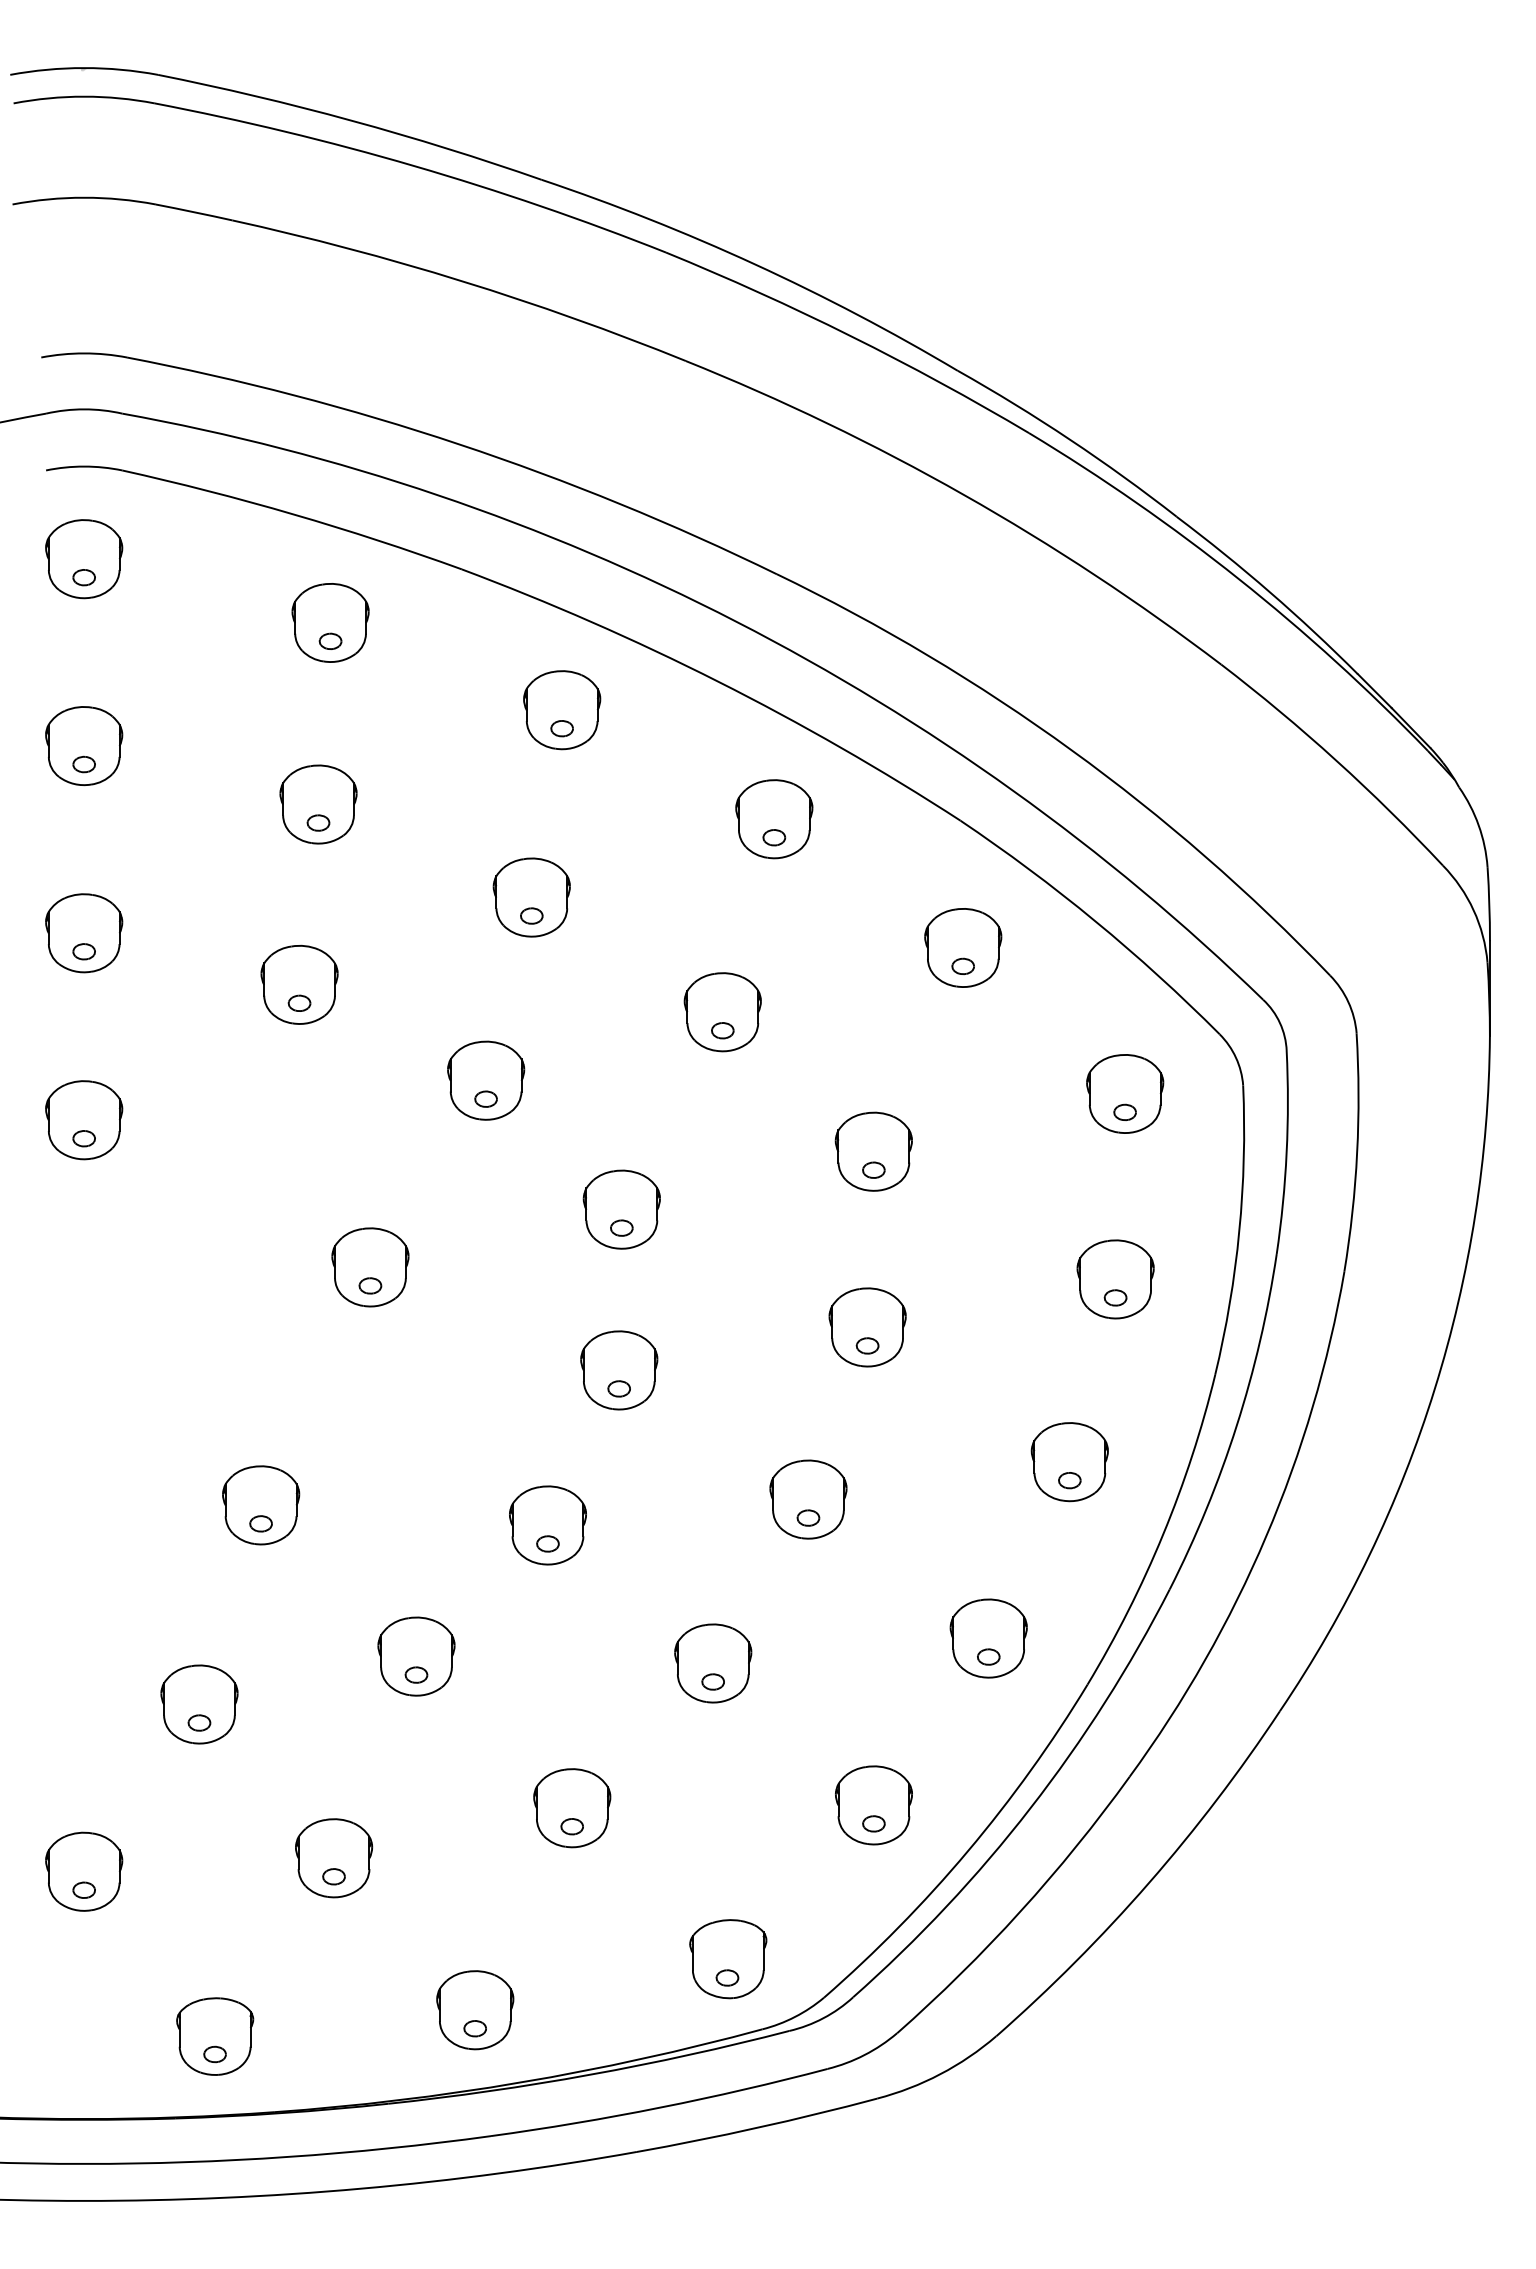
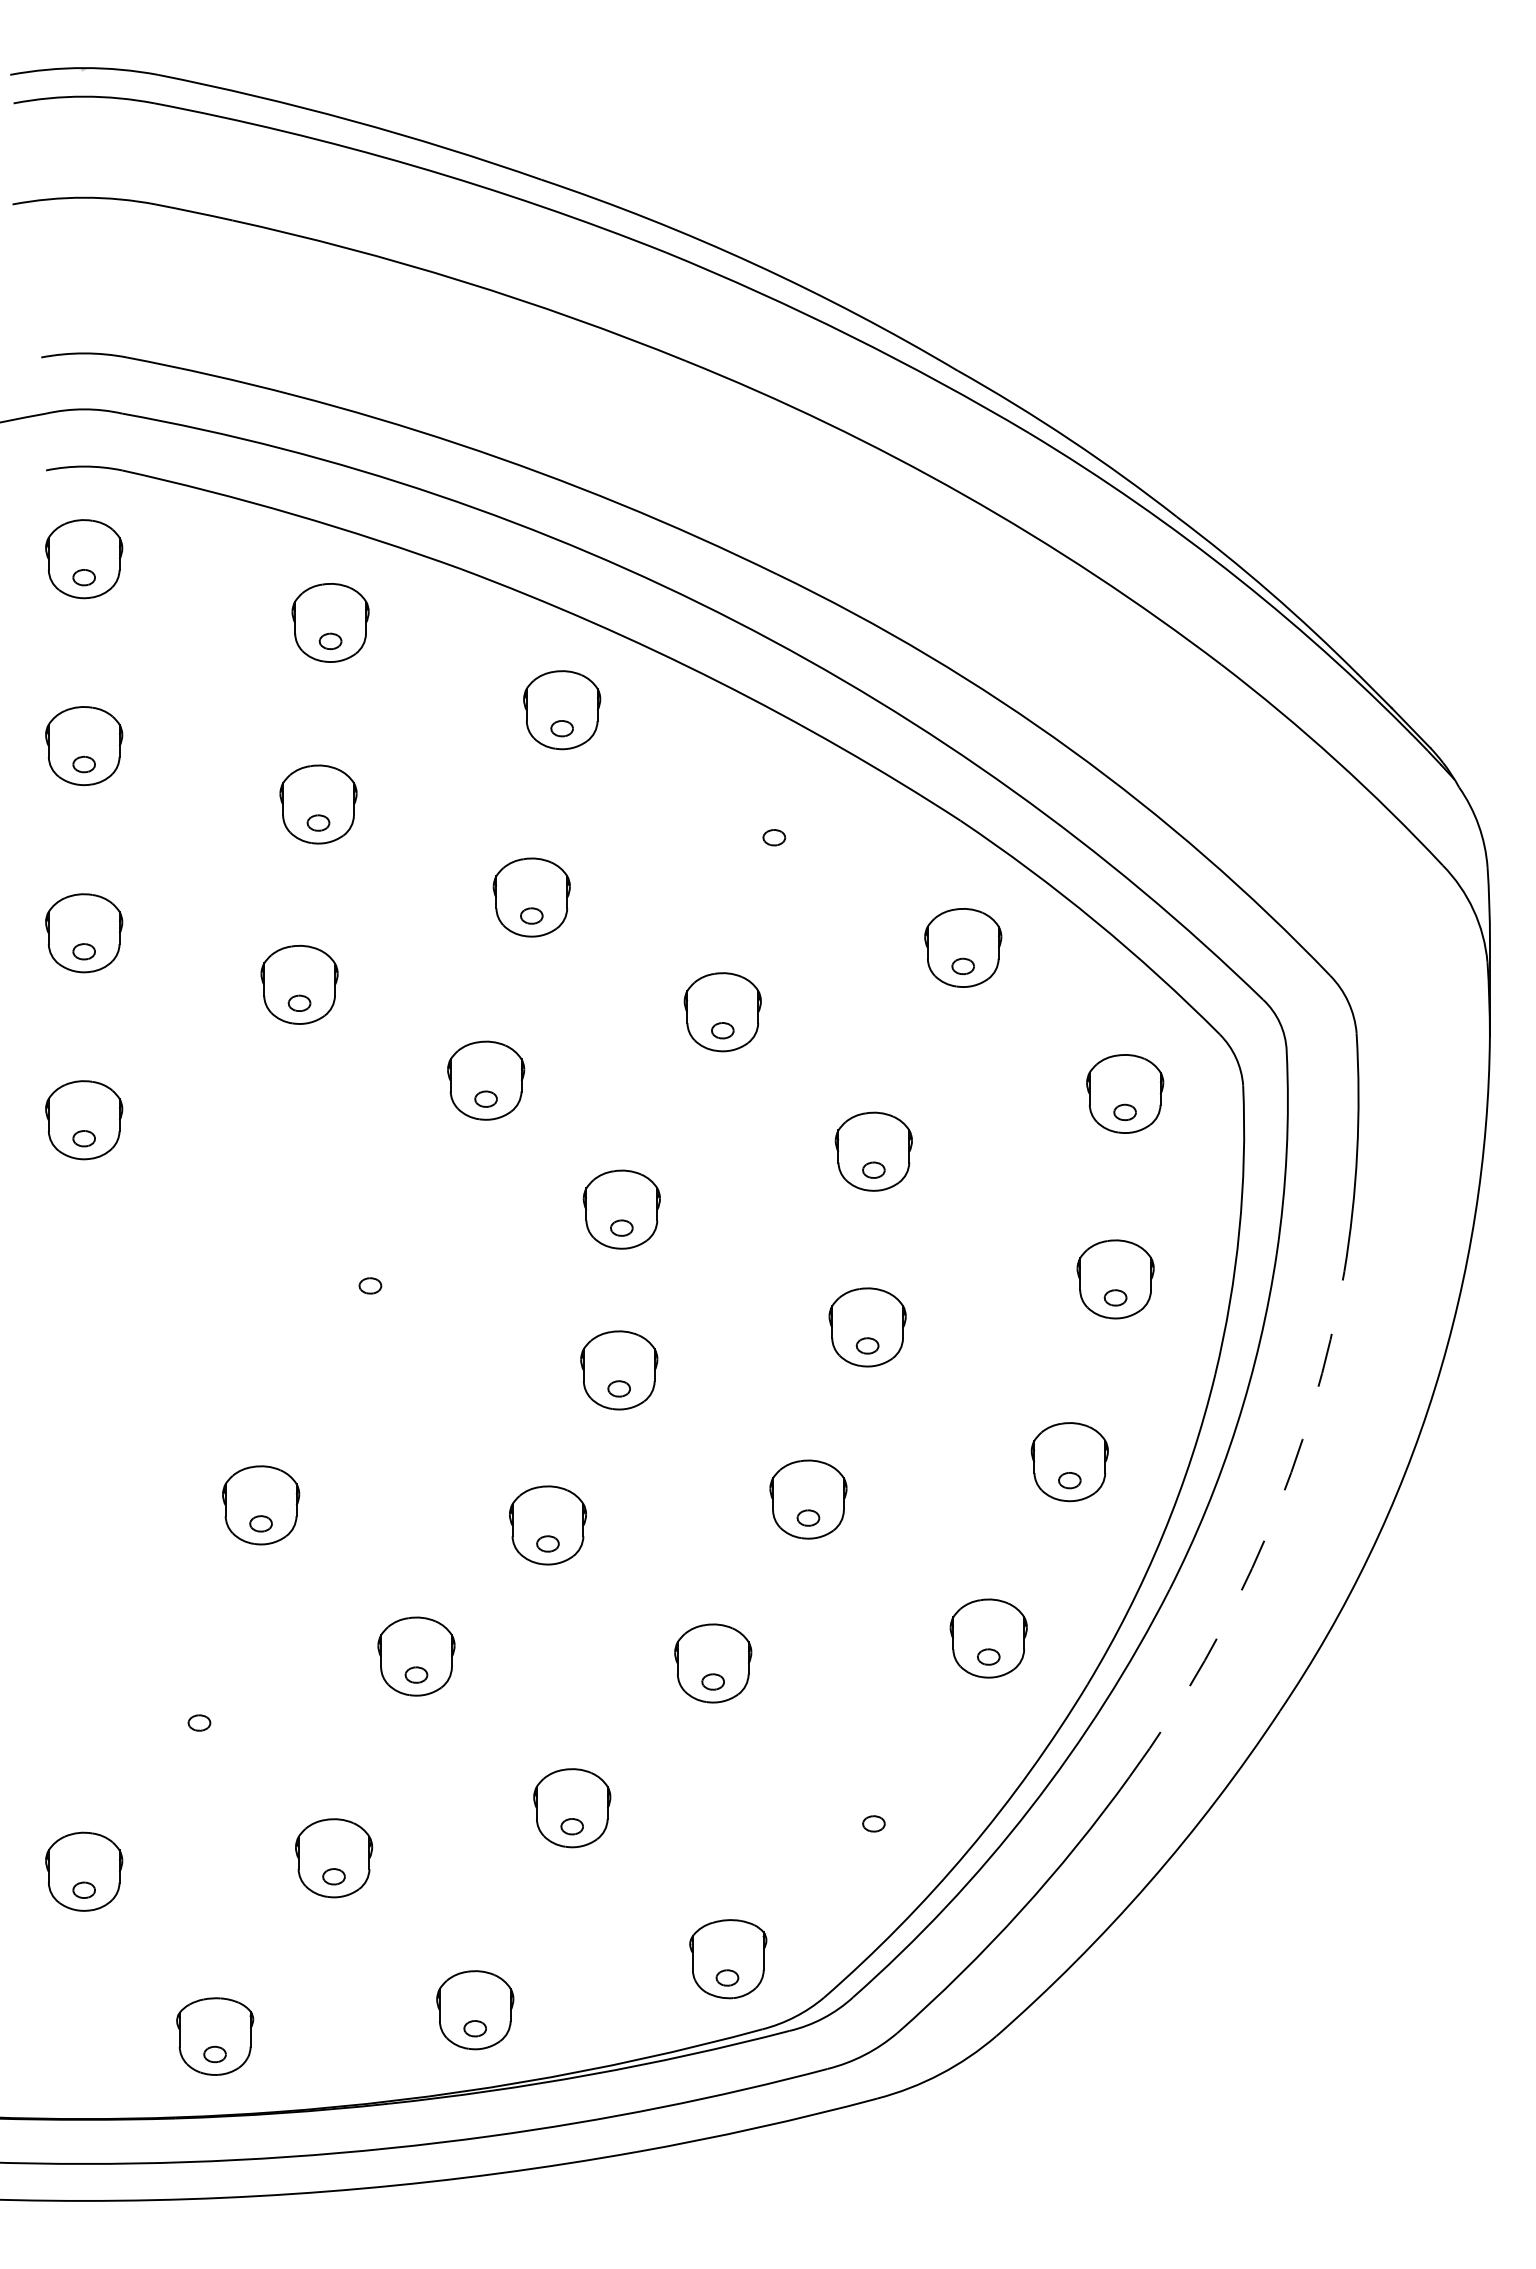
part: present -> none (774, 819)
part: present -> none (370, 1267)
arc: solid -> dashed (1266, 1536)
part: present -> none (199, 1704)
part: present -> none (873, 1805)
